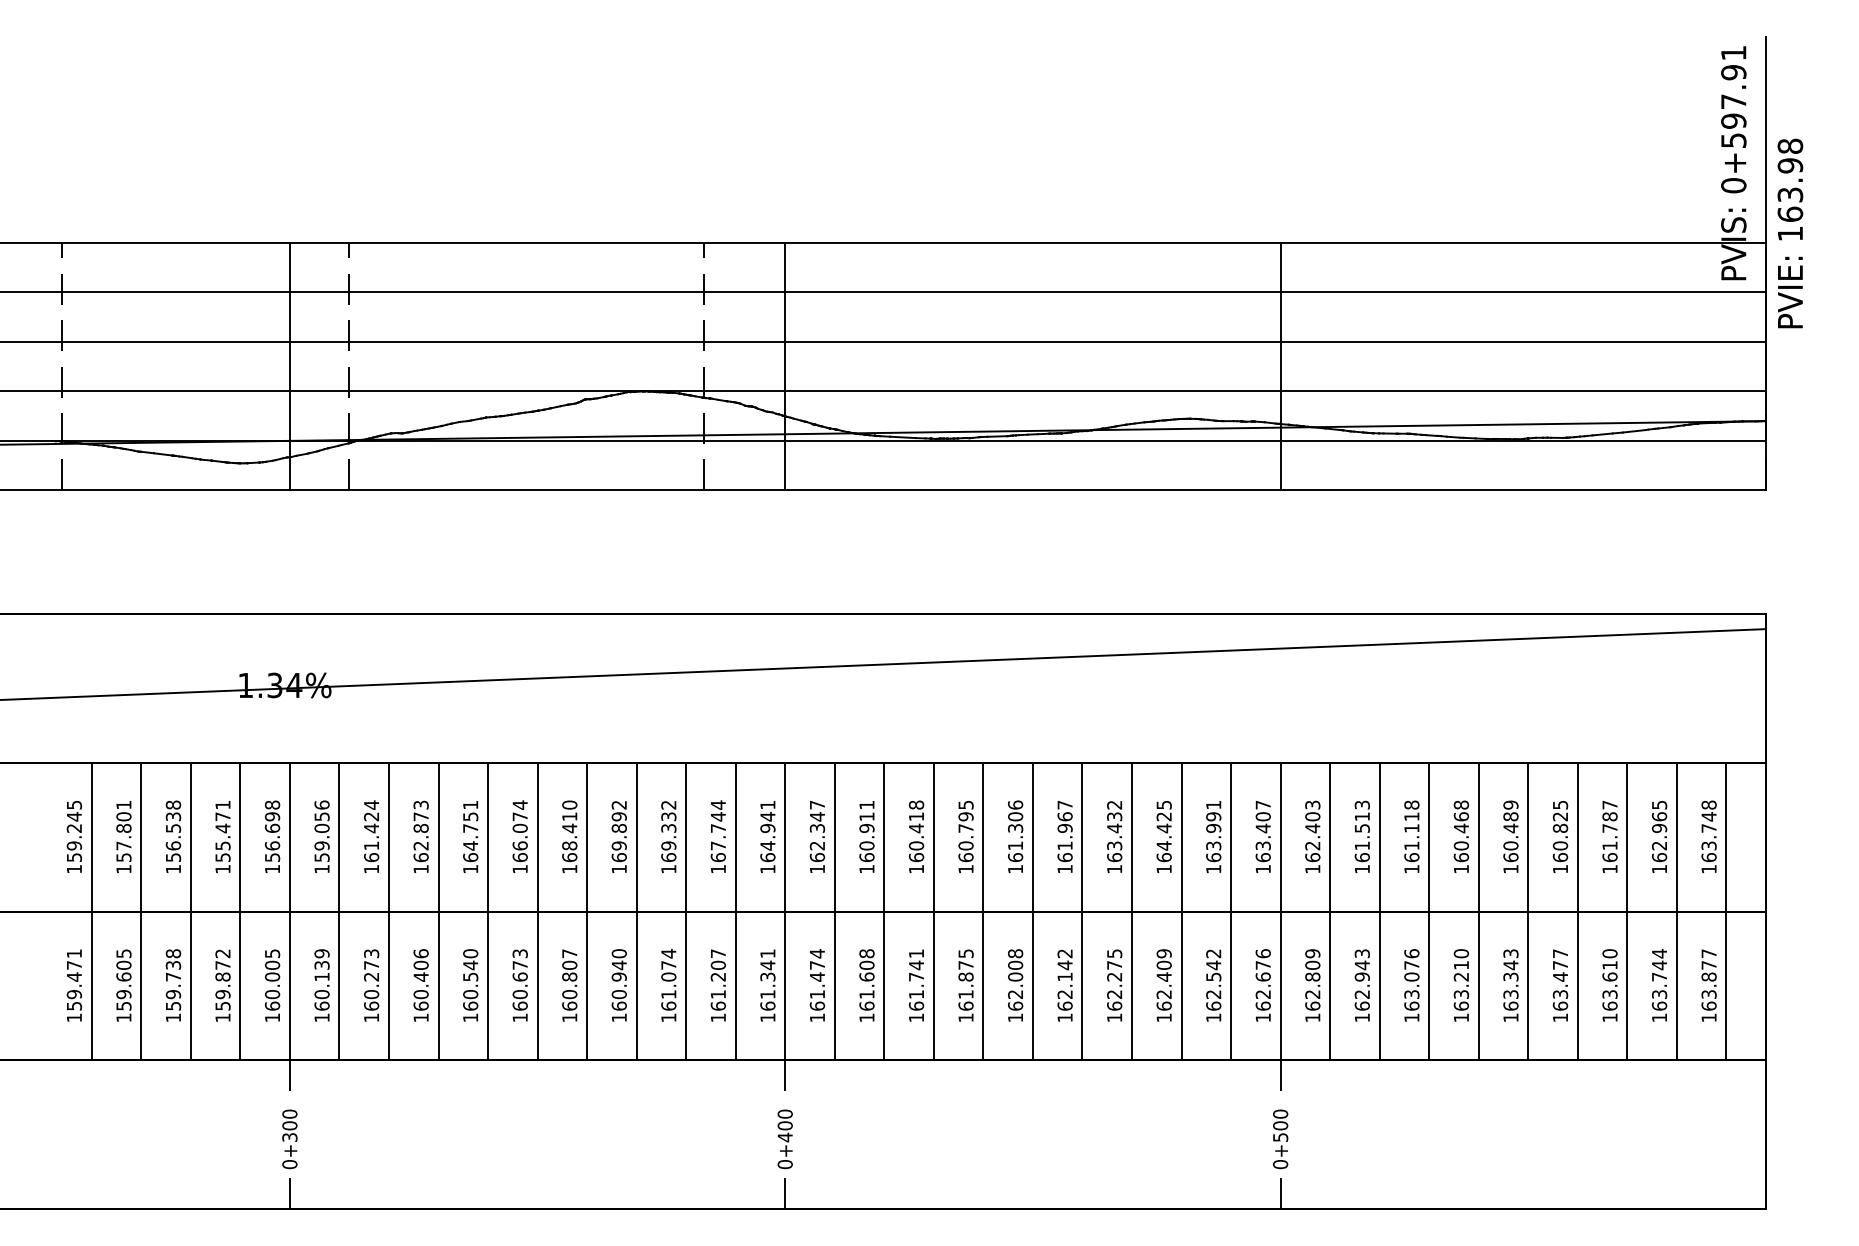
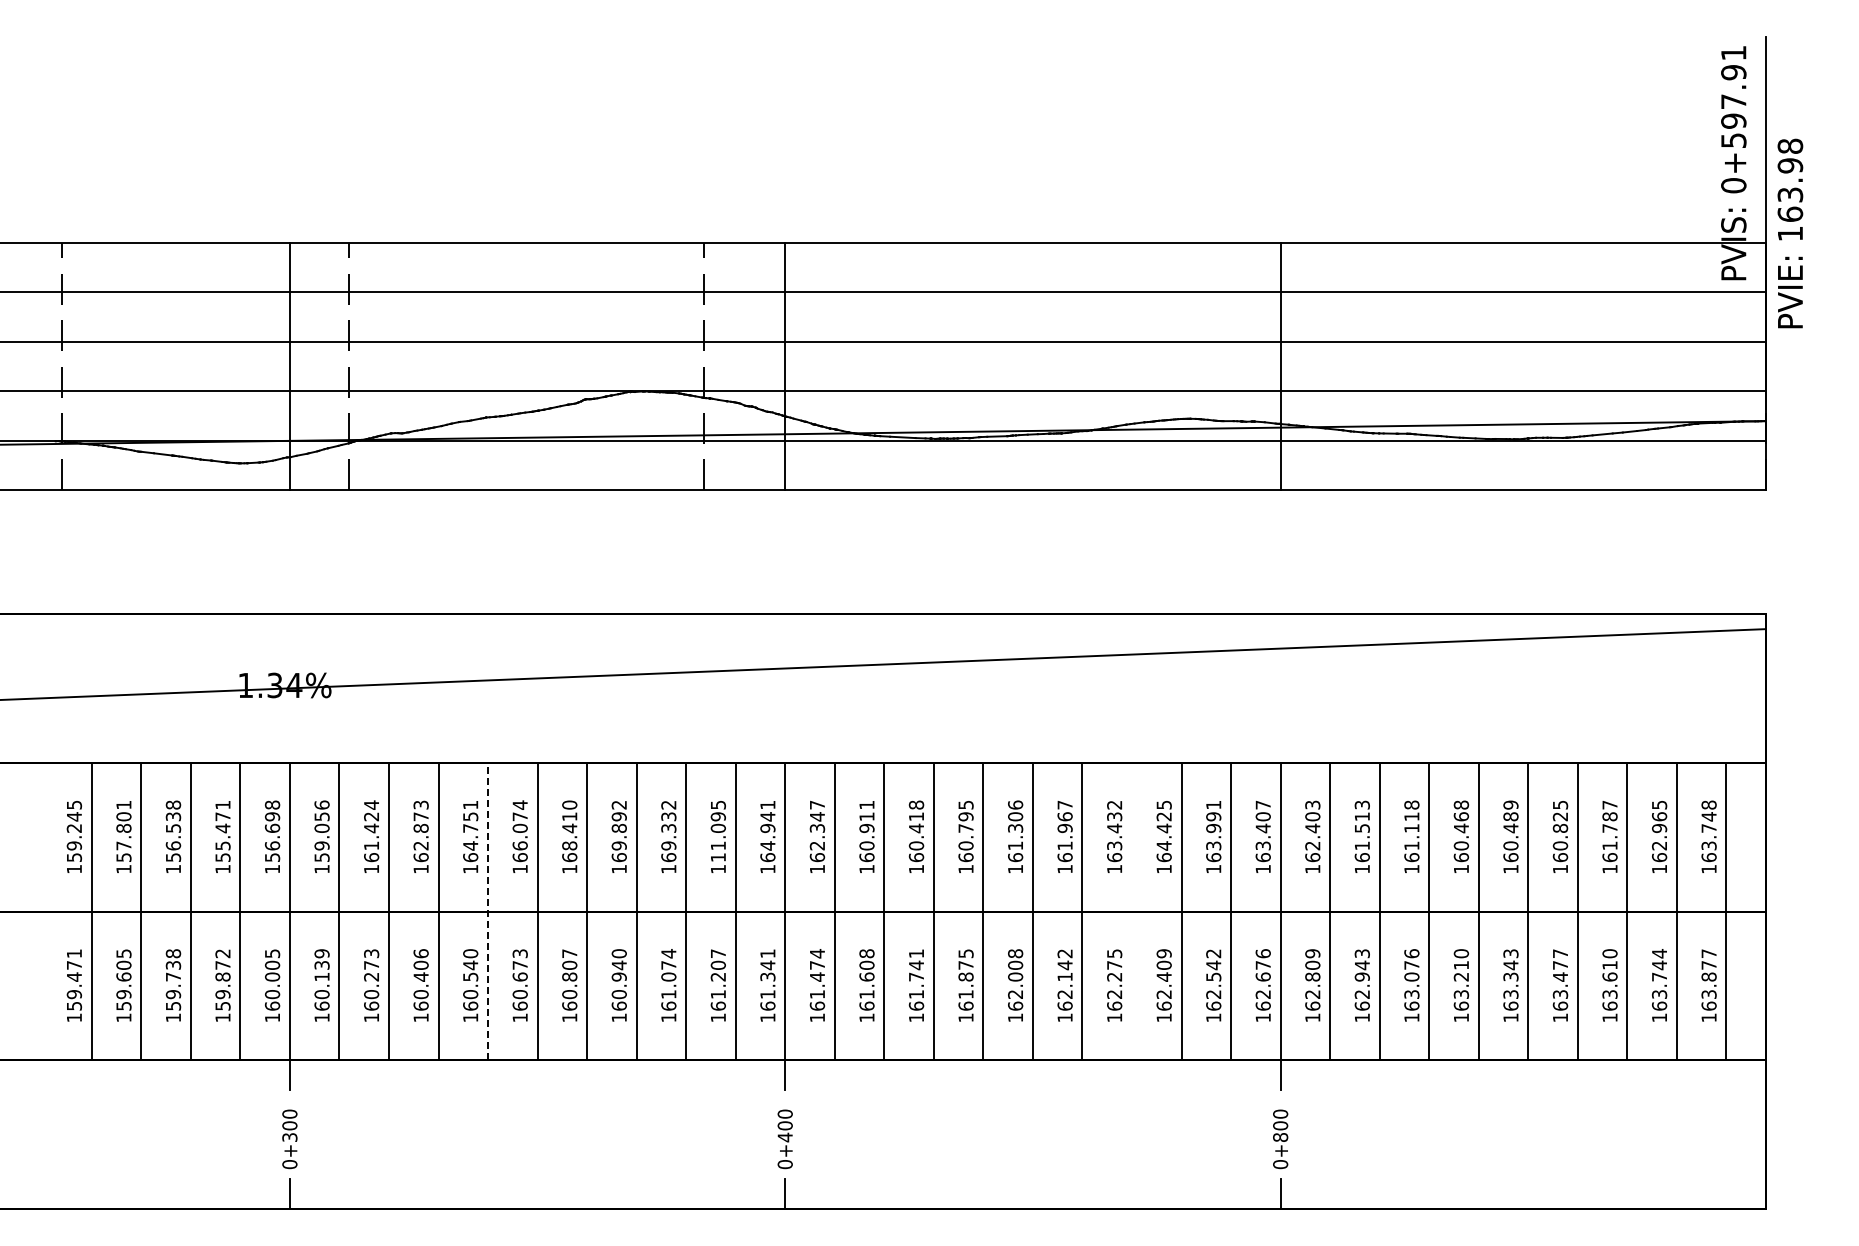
text: 167.744 -> 111.095 (717, 831)
line: solid -> dashed (488, 911)
line: present -> none (1132, 911)
text: 0+500 -> 0+800 (1280, 1137)
